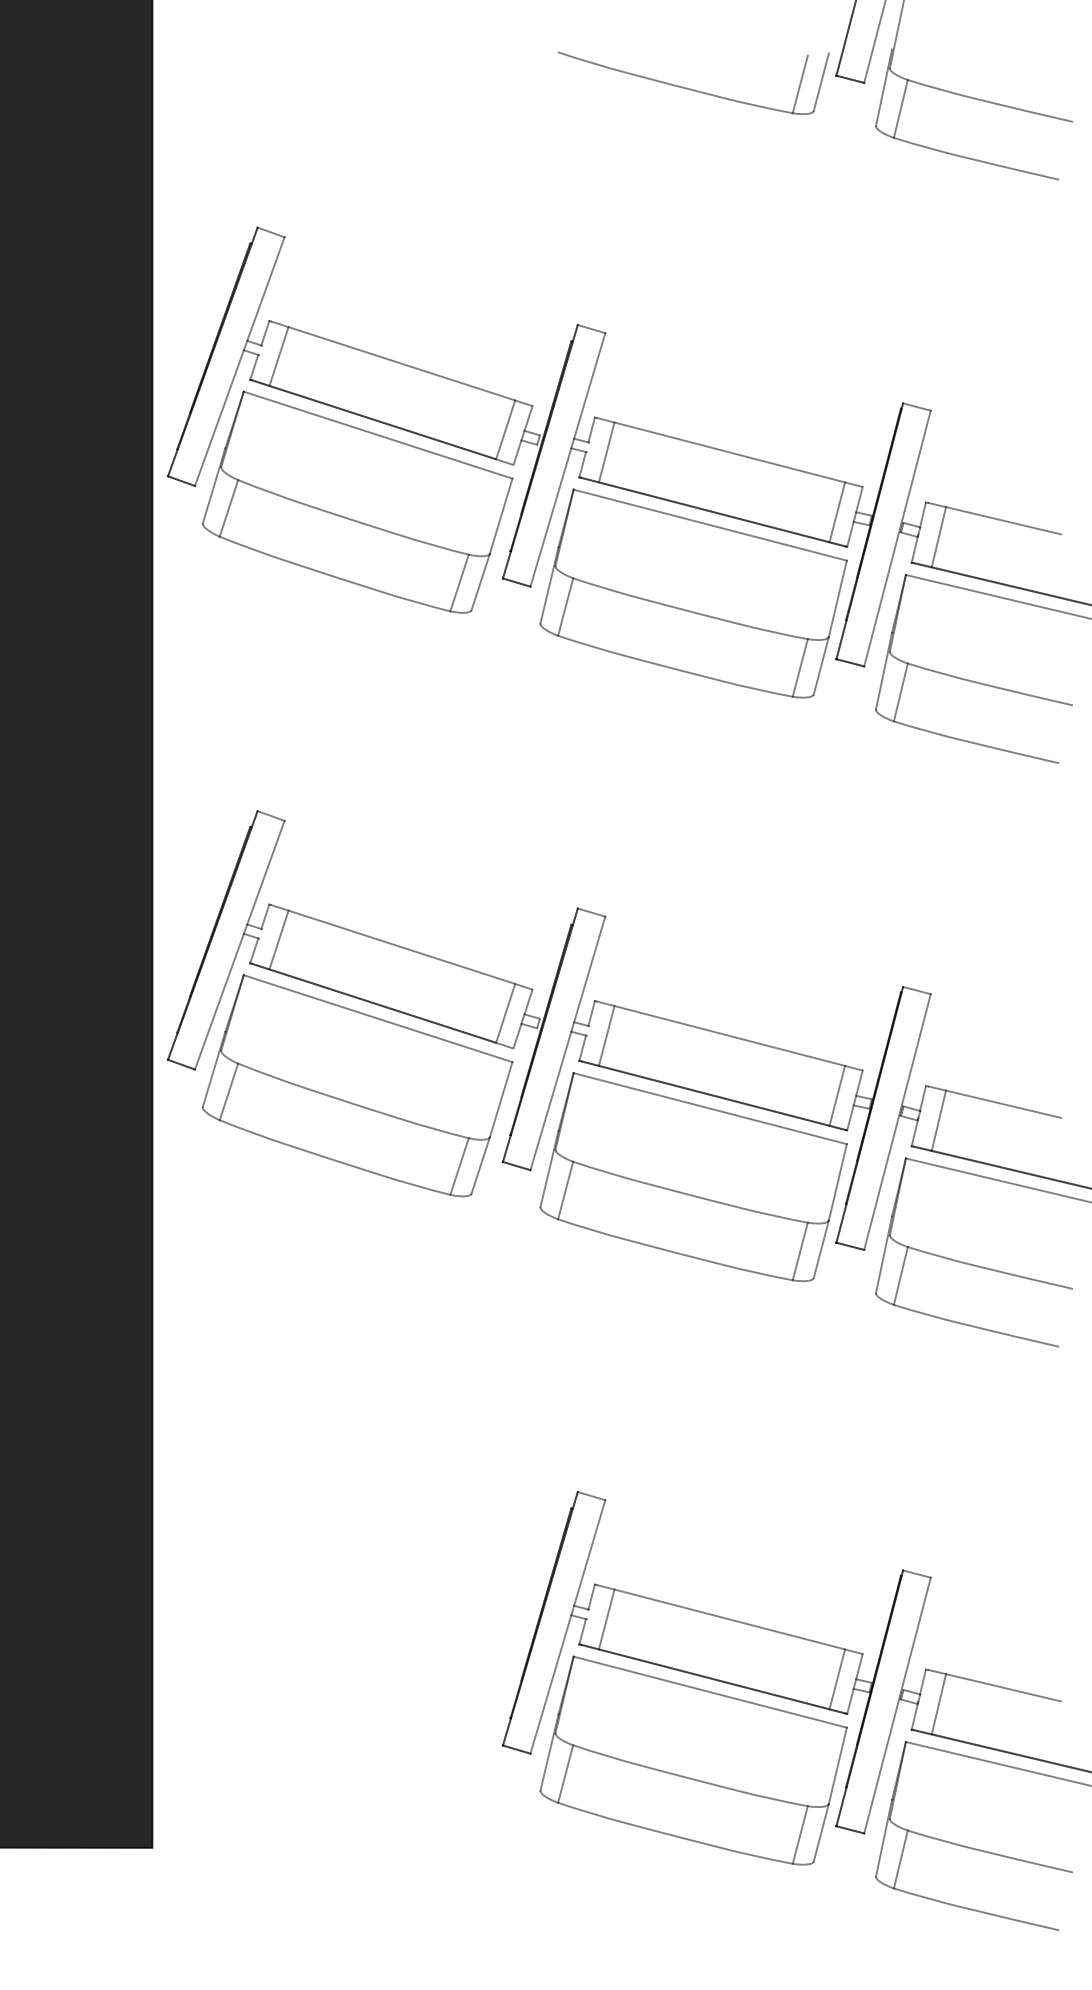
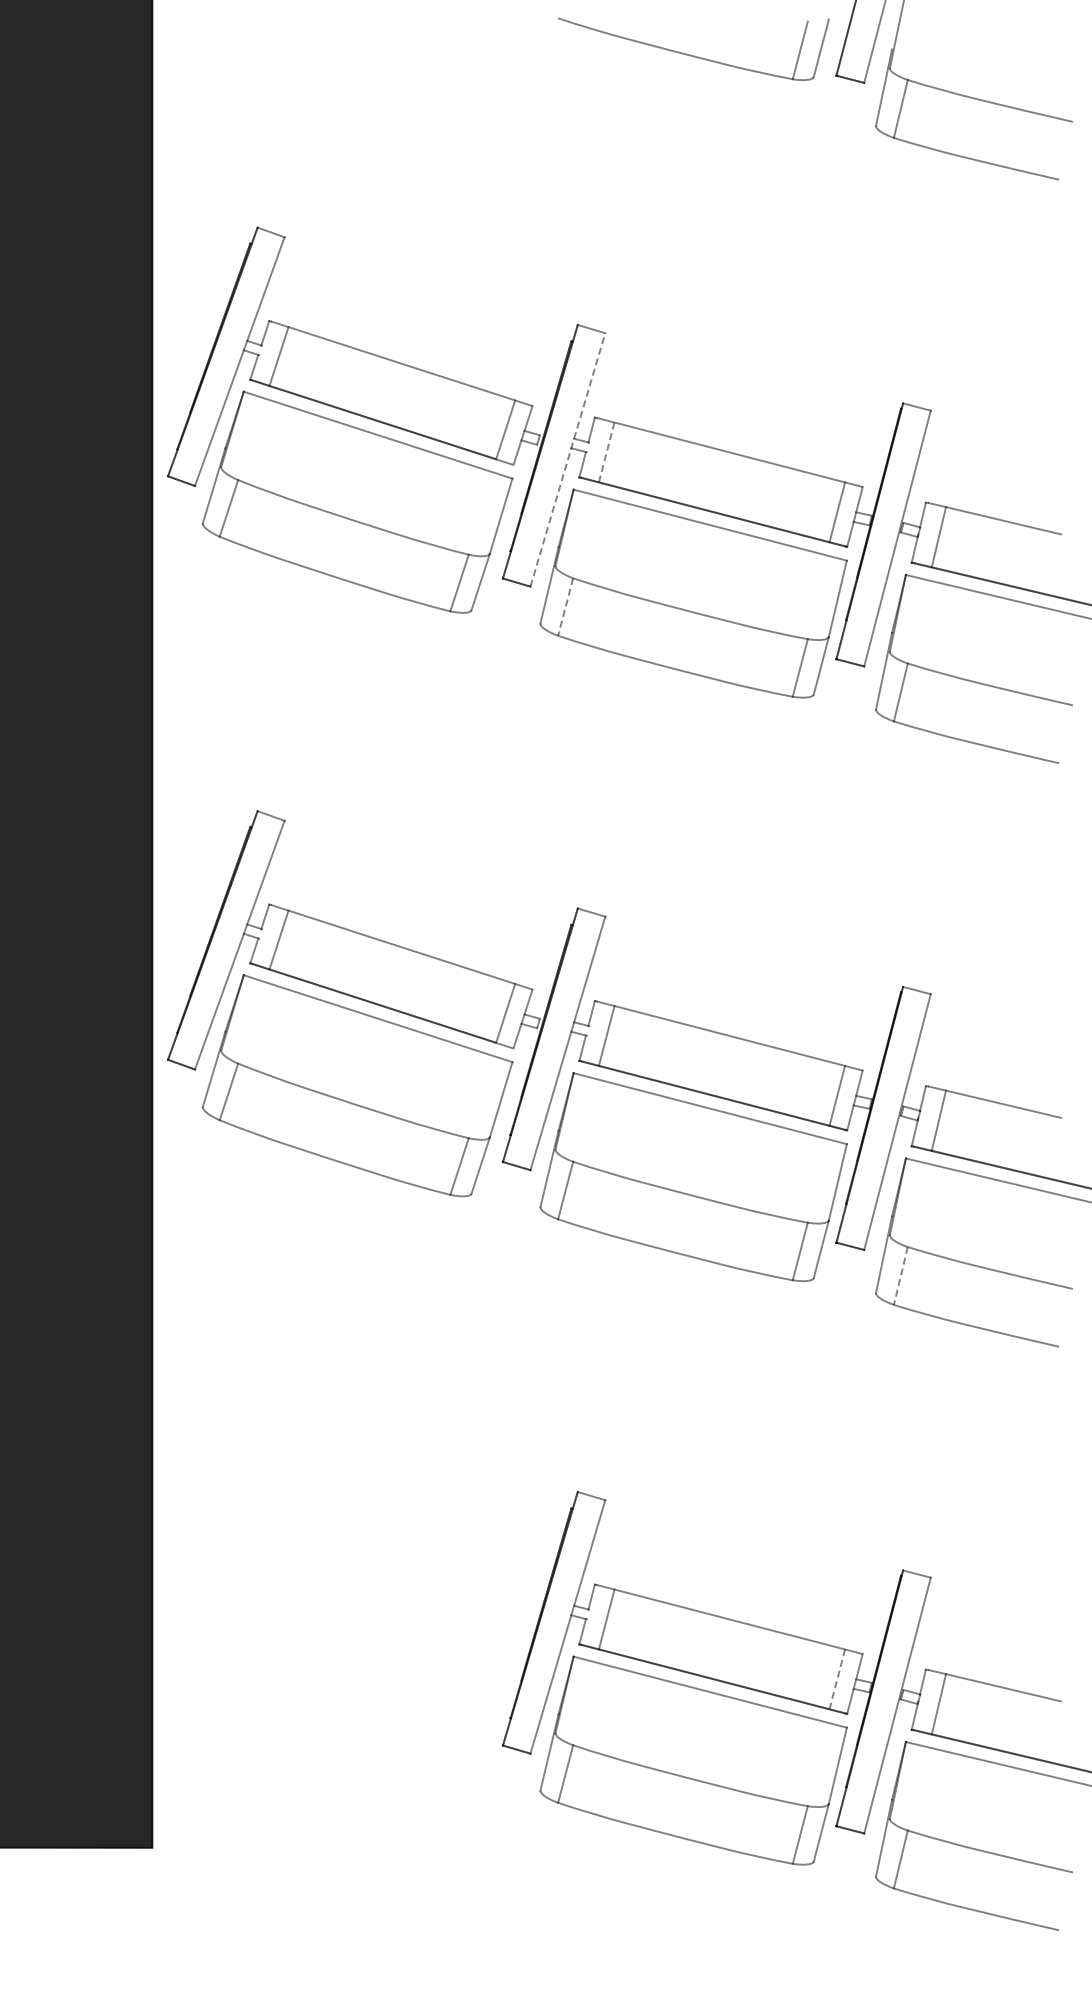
part position: (690, 88) -> (690, 54) (690, 54)
line: solid -> dashed (606, 452)
line: solid -> dashed (568, 459)
line: solid -> dashed (565, 607)
line: solid -> dashed (900, 1275)
line: solid -> dashed (837, 1679)
